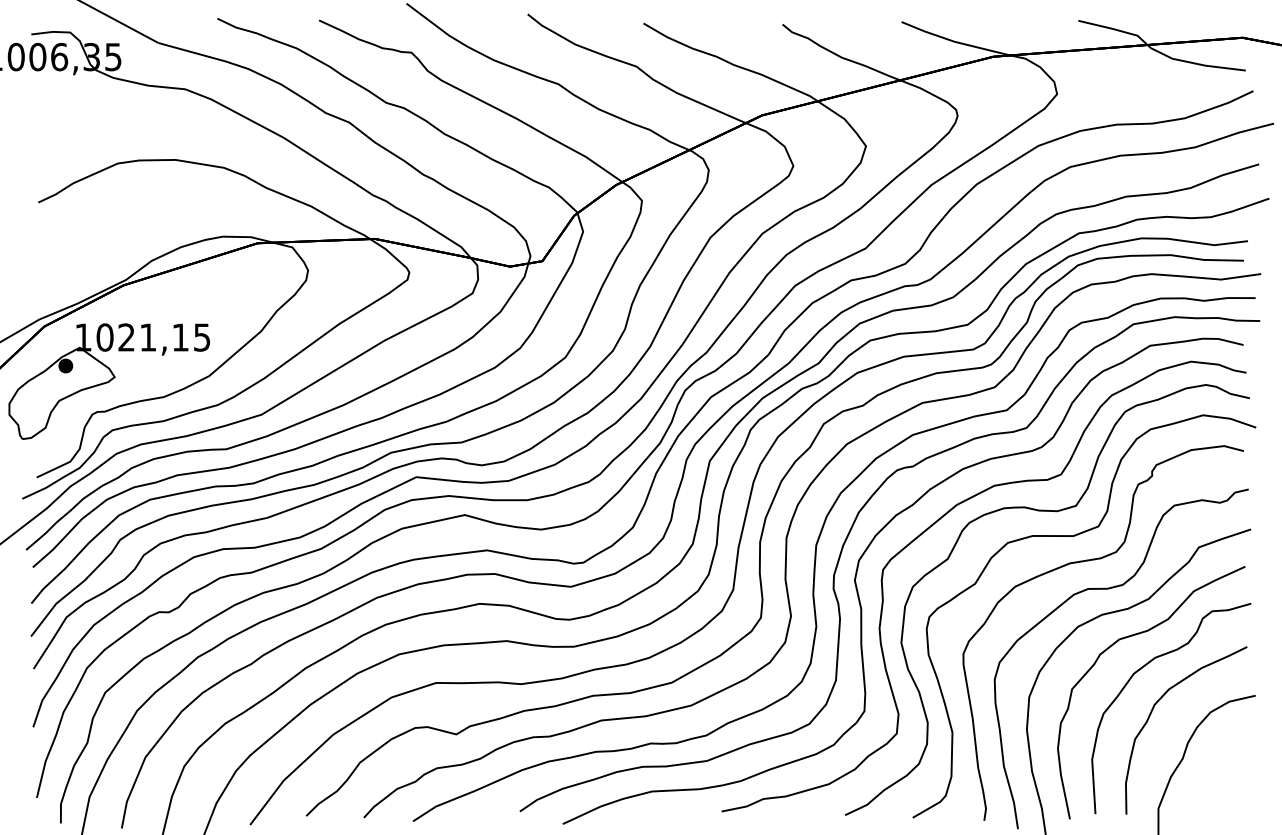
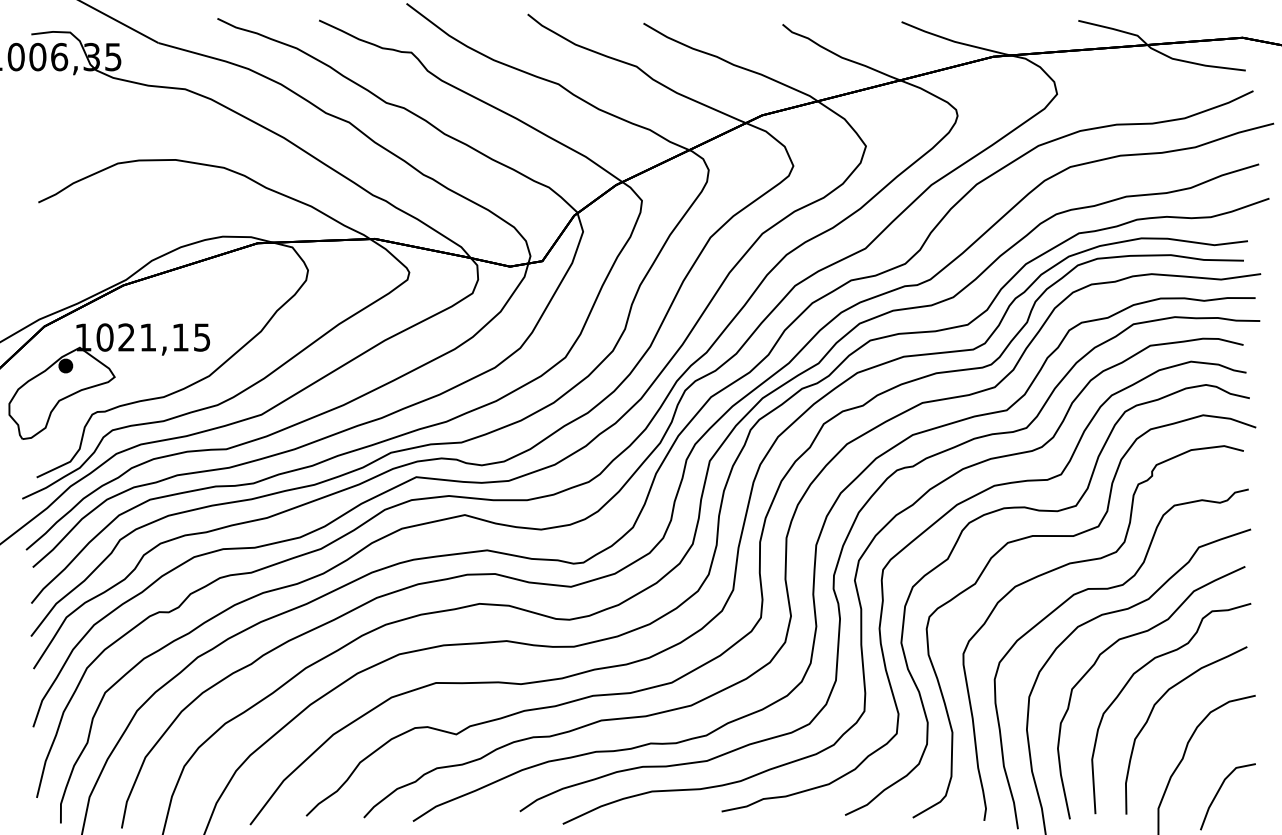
part: none -> present (1219, 791)
